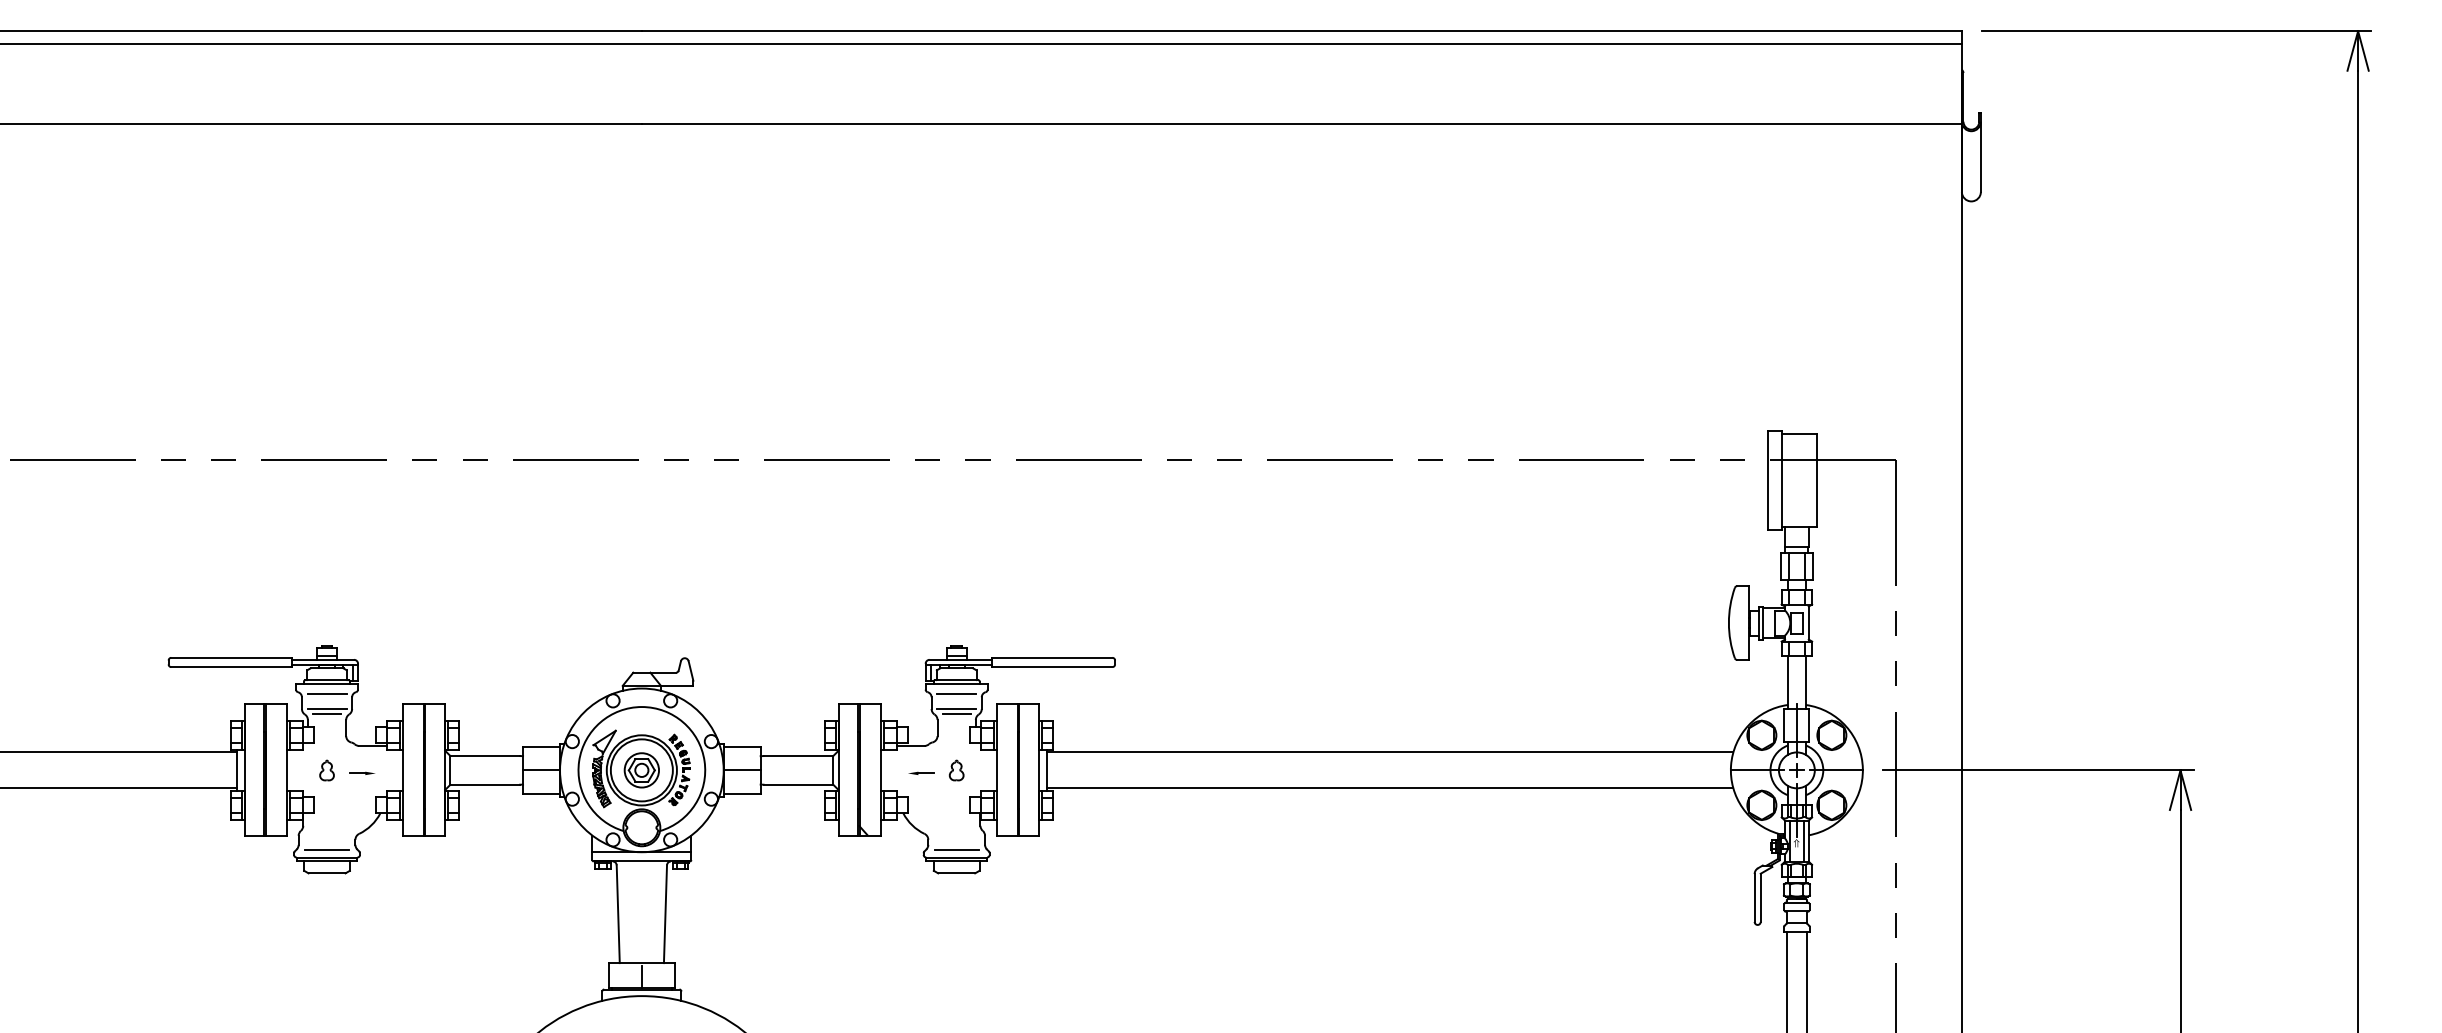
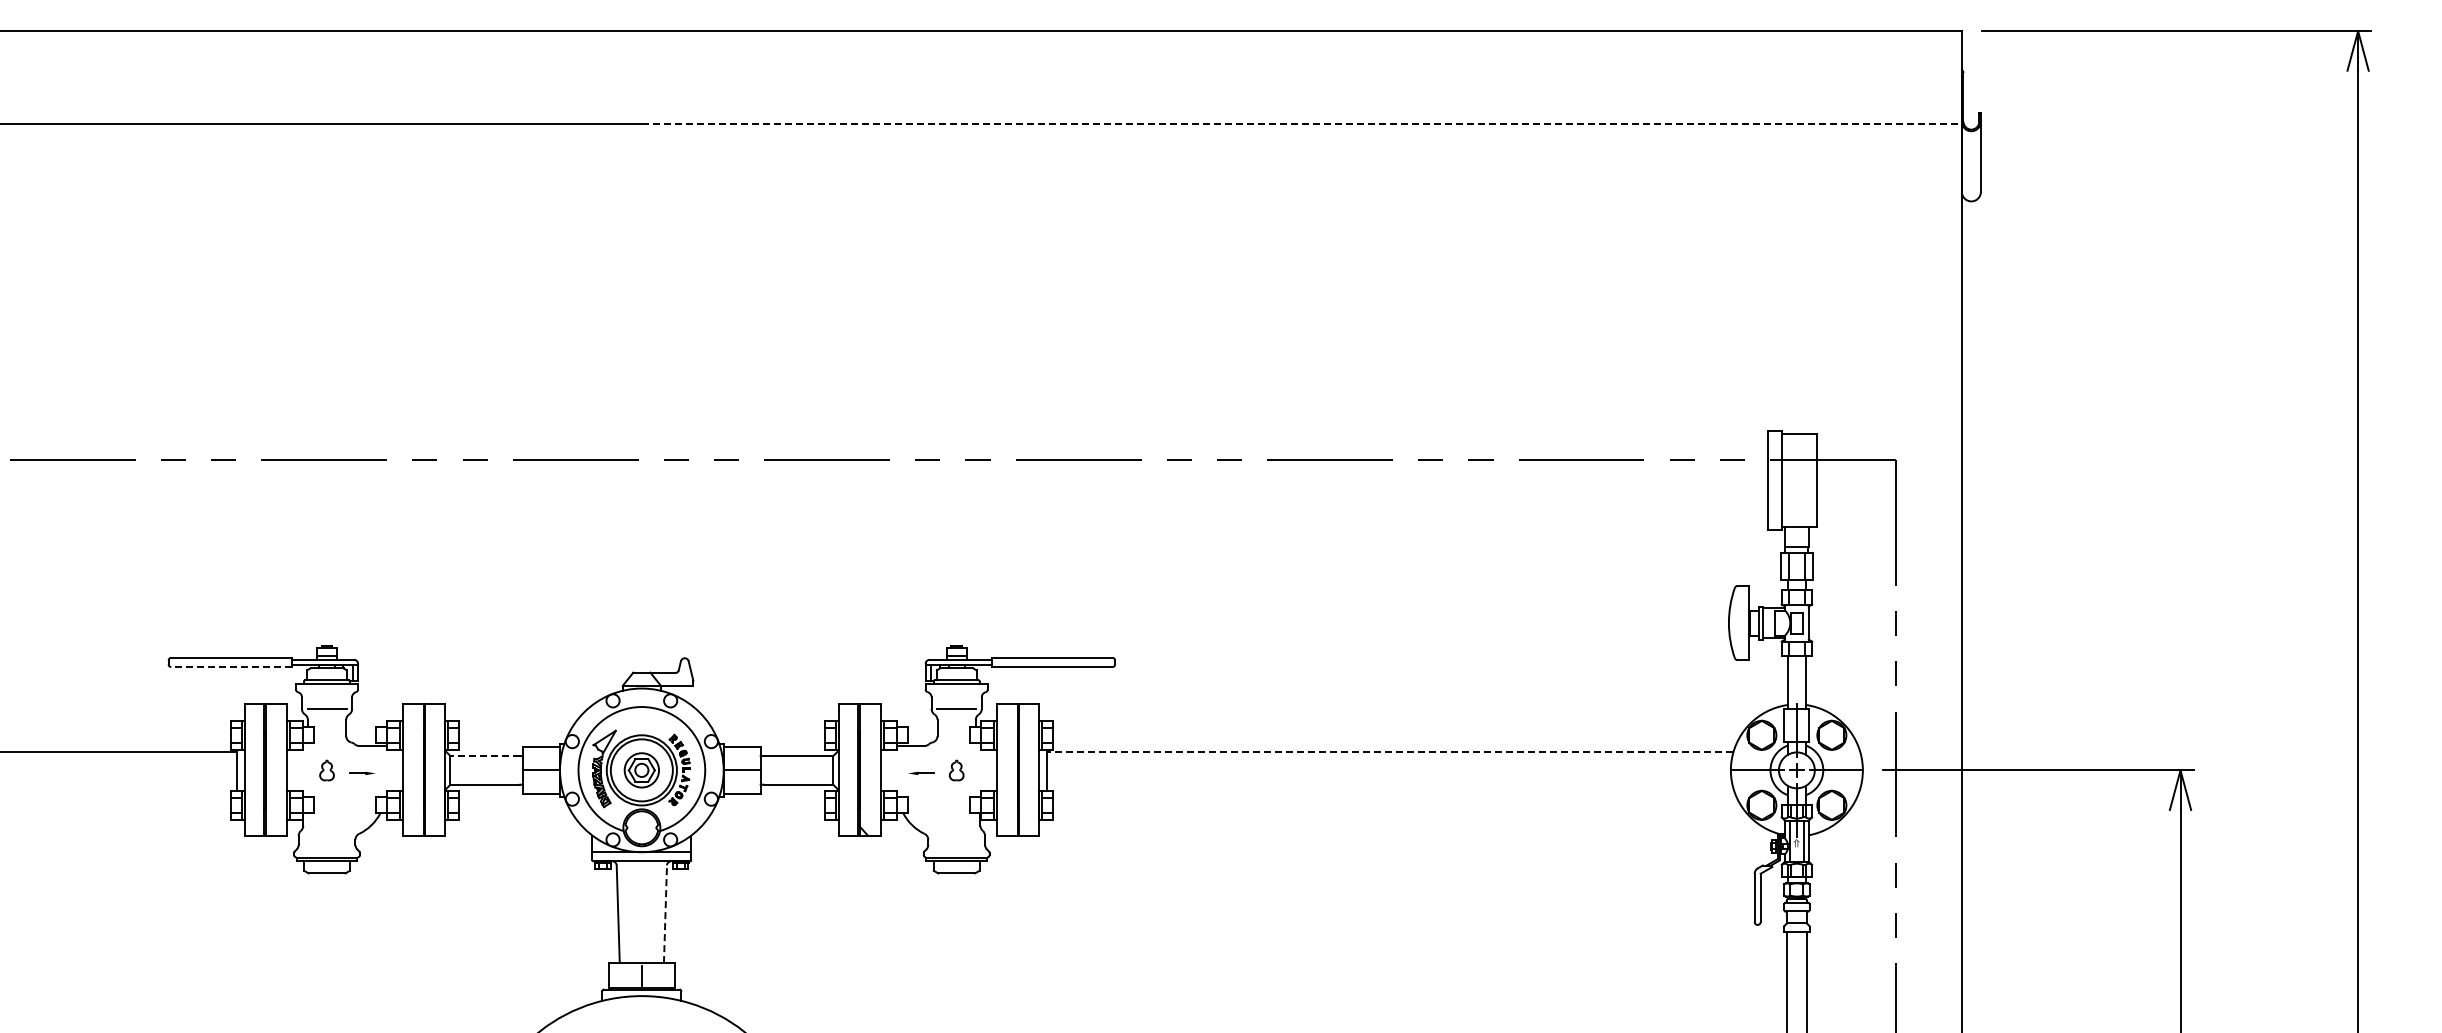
line: present -> none (981, 44)
line: solid -> dashed (1302, 123)
line: solid -> dashed (231, 667)
line: present -> none (326, 694)
line: present -> none (956, 694)
line: present -> none (326, 714)
line: present -> none (956, 714)
line: solid -> dashed (1389, 752)
line: solid -> dashed (485, 756)
line: present -> none (119, 788)
line: present -> none (1390, 788)
line: present -> none (326, 849)
line: present -> none (956, 849)
line: solid -> dashed (665, 914)
